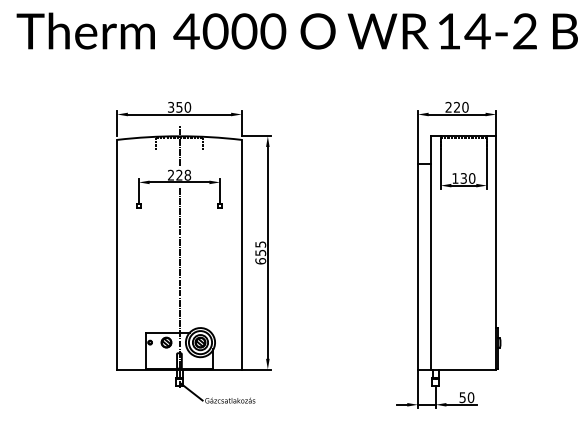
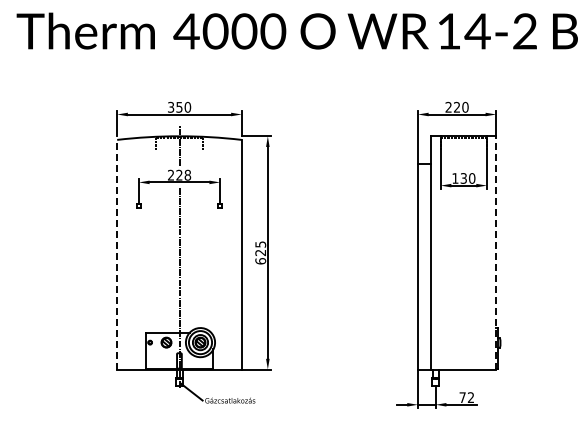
text: 655 -> 625 (260, 252)
line: solid -> dashed (496, 252)
line: solid -> dashed (117, 254)
text: 50 -> 72 (466, 397)
